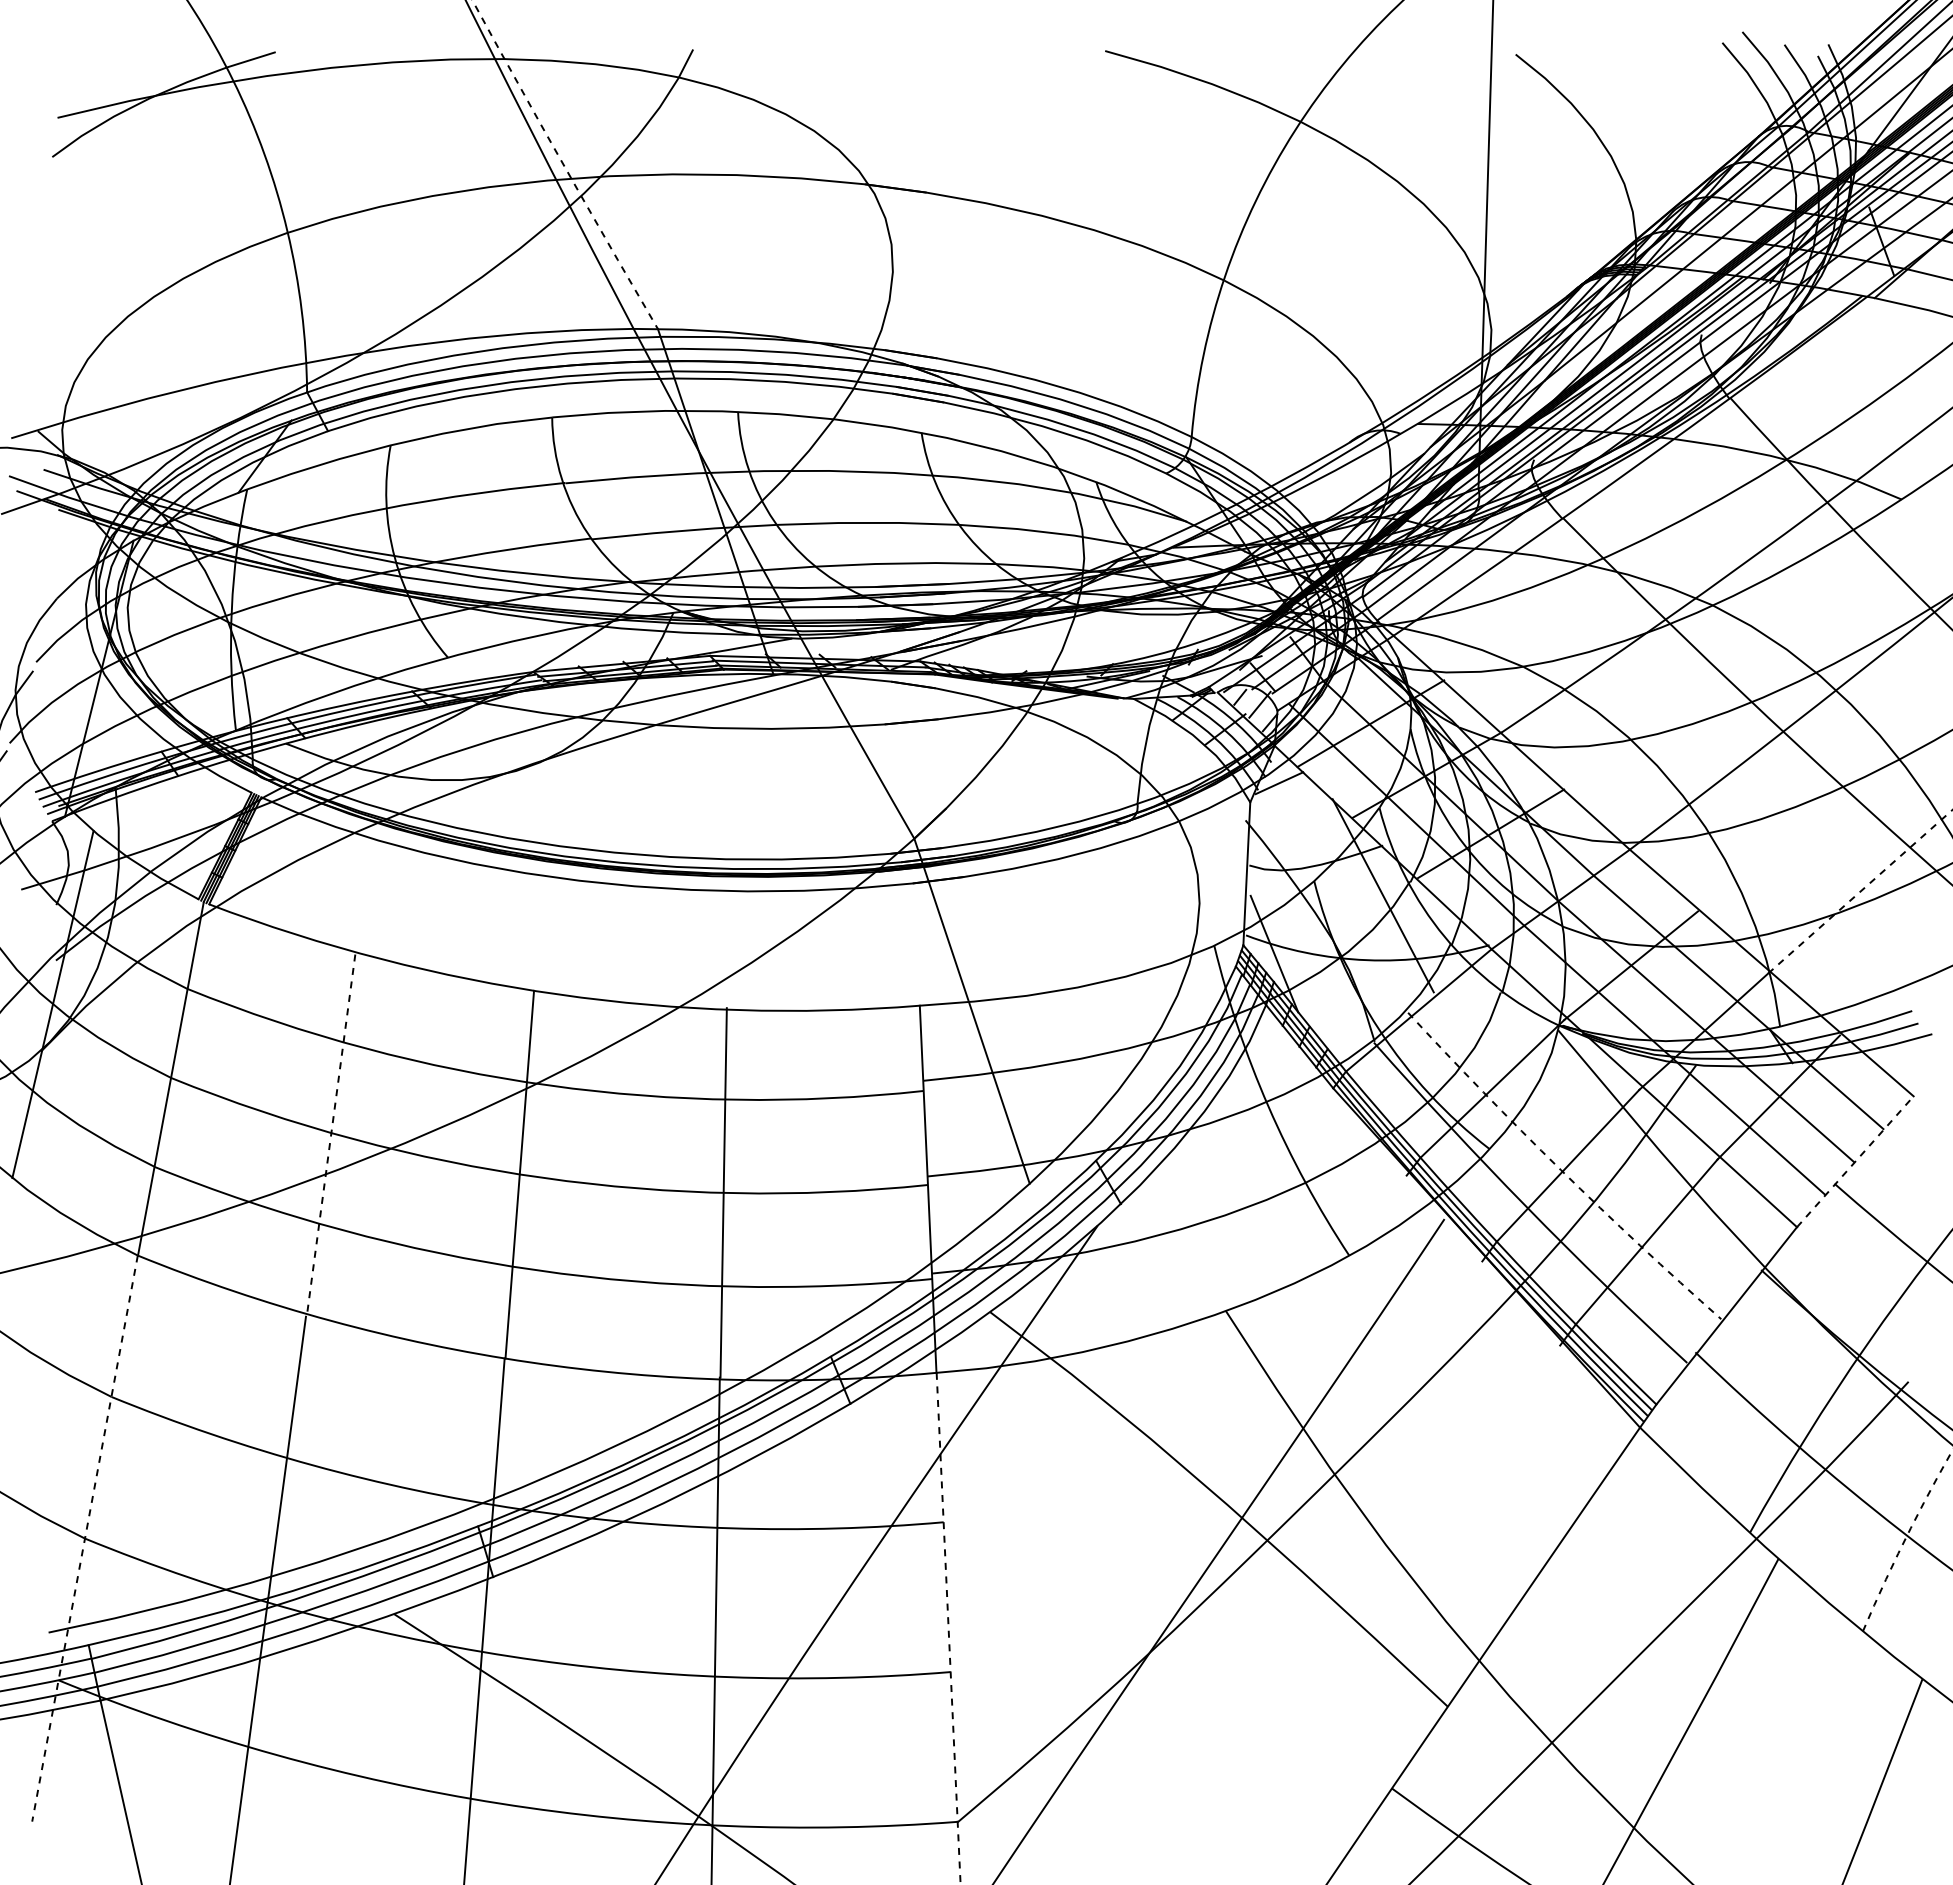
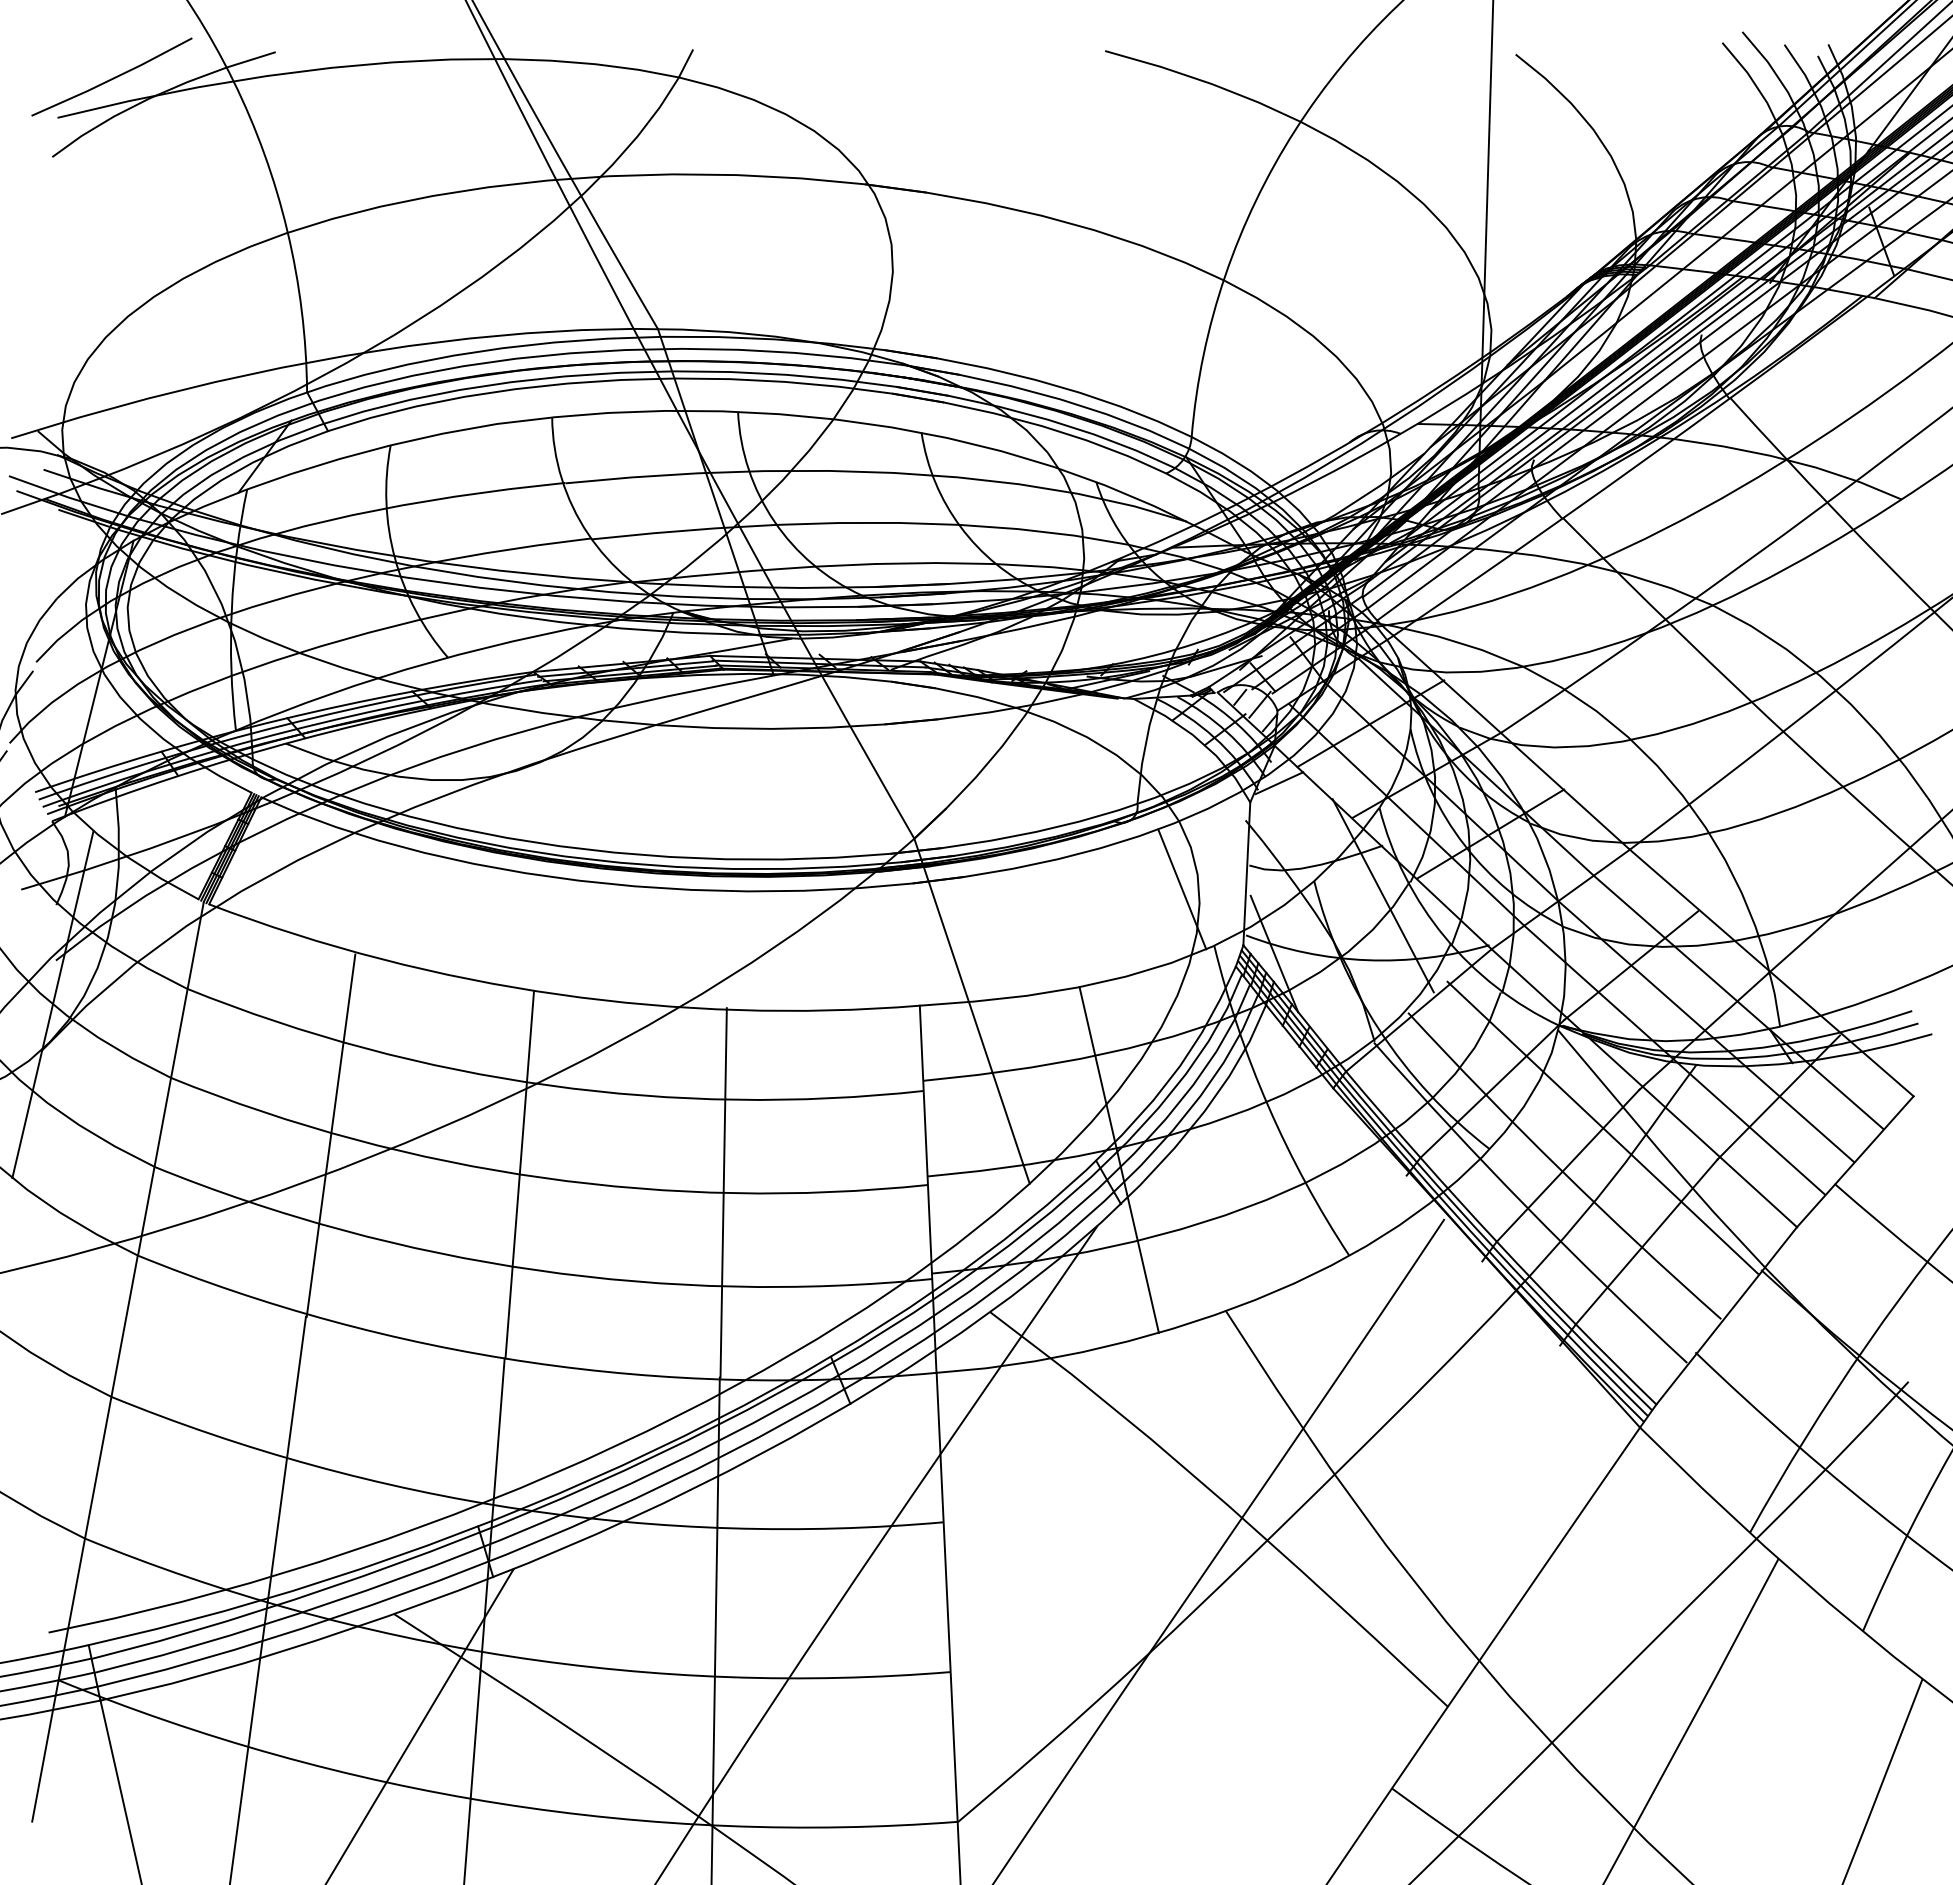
line: none -> present (111, 78)
arc: dashed -> solid (564, 165)
line: none -> present (1182, 889)
line: dashed -> solid (1860, 891)
line: none -> present (1602, 1127)
line: dashed -> solid (331, 1135)
line: none -> present (1118, 1159)
line: dashed -> solid (1855, 1161)
arc: dashed -> solid (1560, 1169)
line: dashed -> solid (85, 1538)
arc: dashed -> solid (1905, 1539)
line: dashed -> solid (948, 1629)
line: none -> present (420, 1725)
